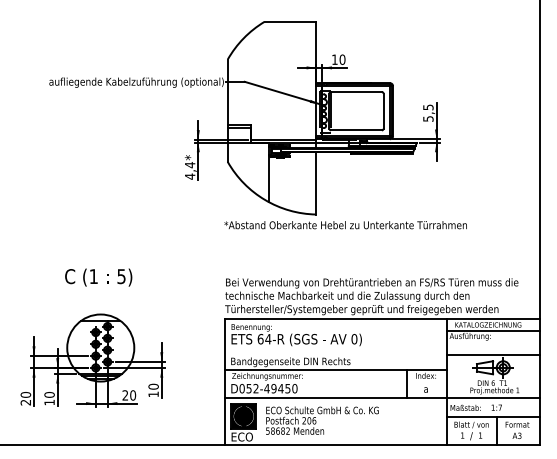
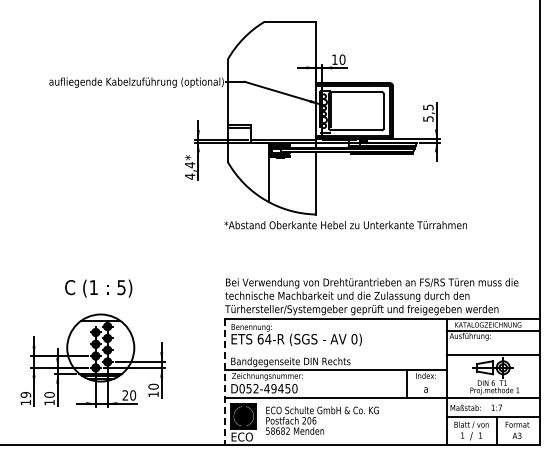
text position: (98, 277) -> (98, 288) (98, 288)
line: solid -> dashed (225, 382)
text: 20 -> 19 (25, 398)
